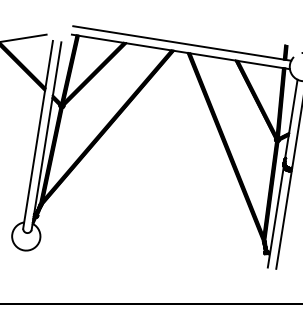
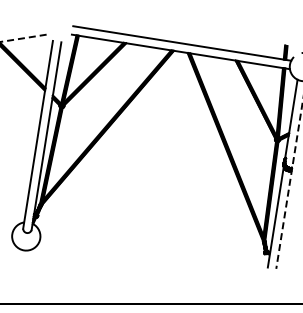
line: solid -> dashed (23, 38)
line: solid -> dashed (289, 185)
